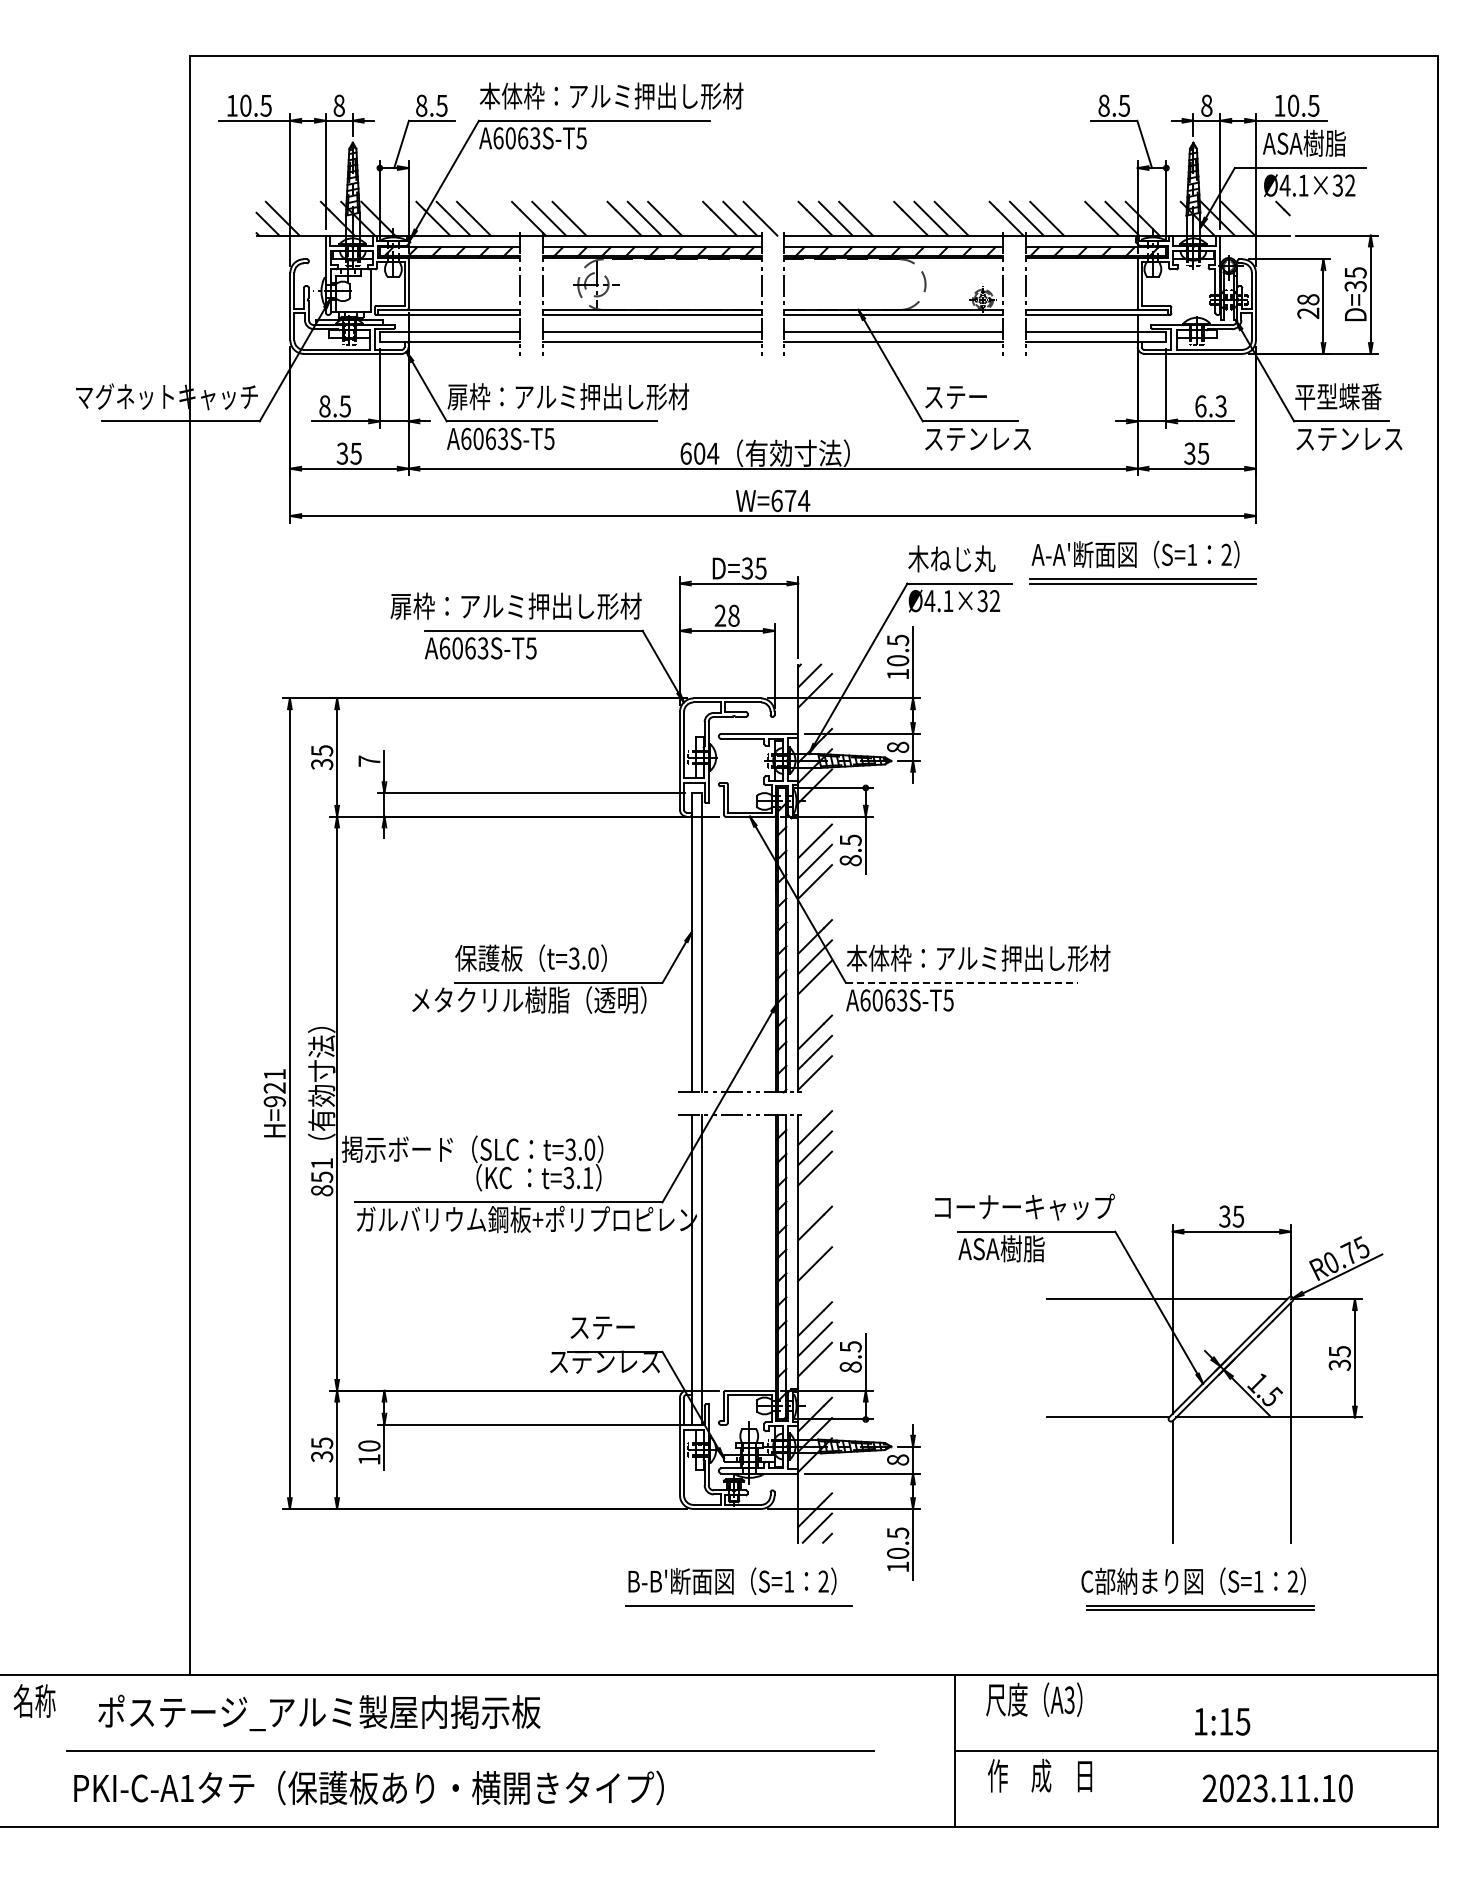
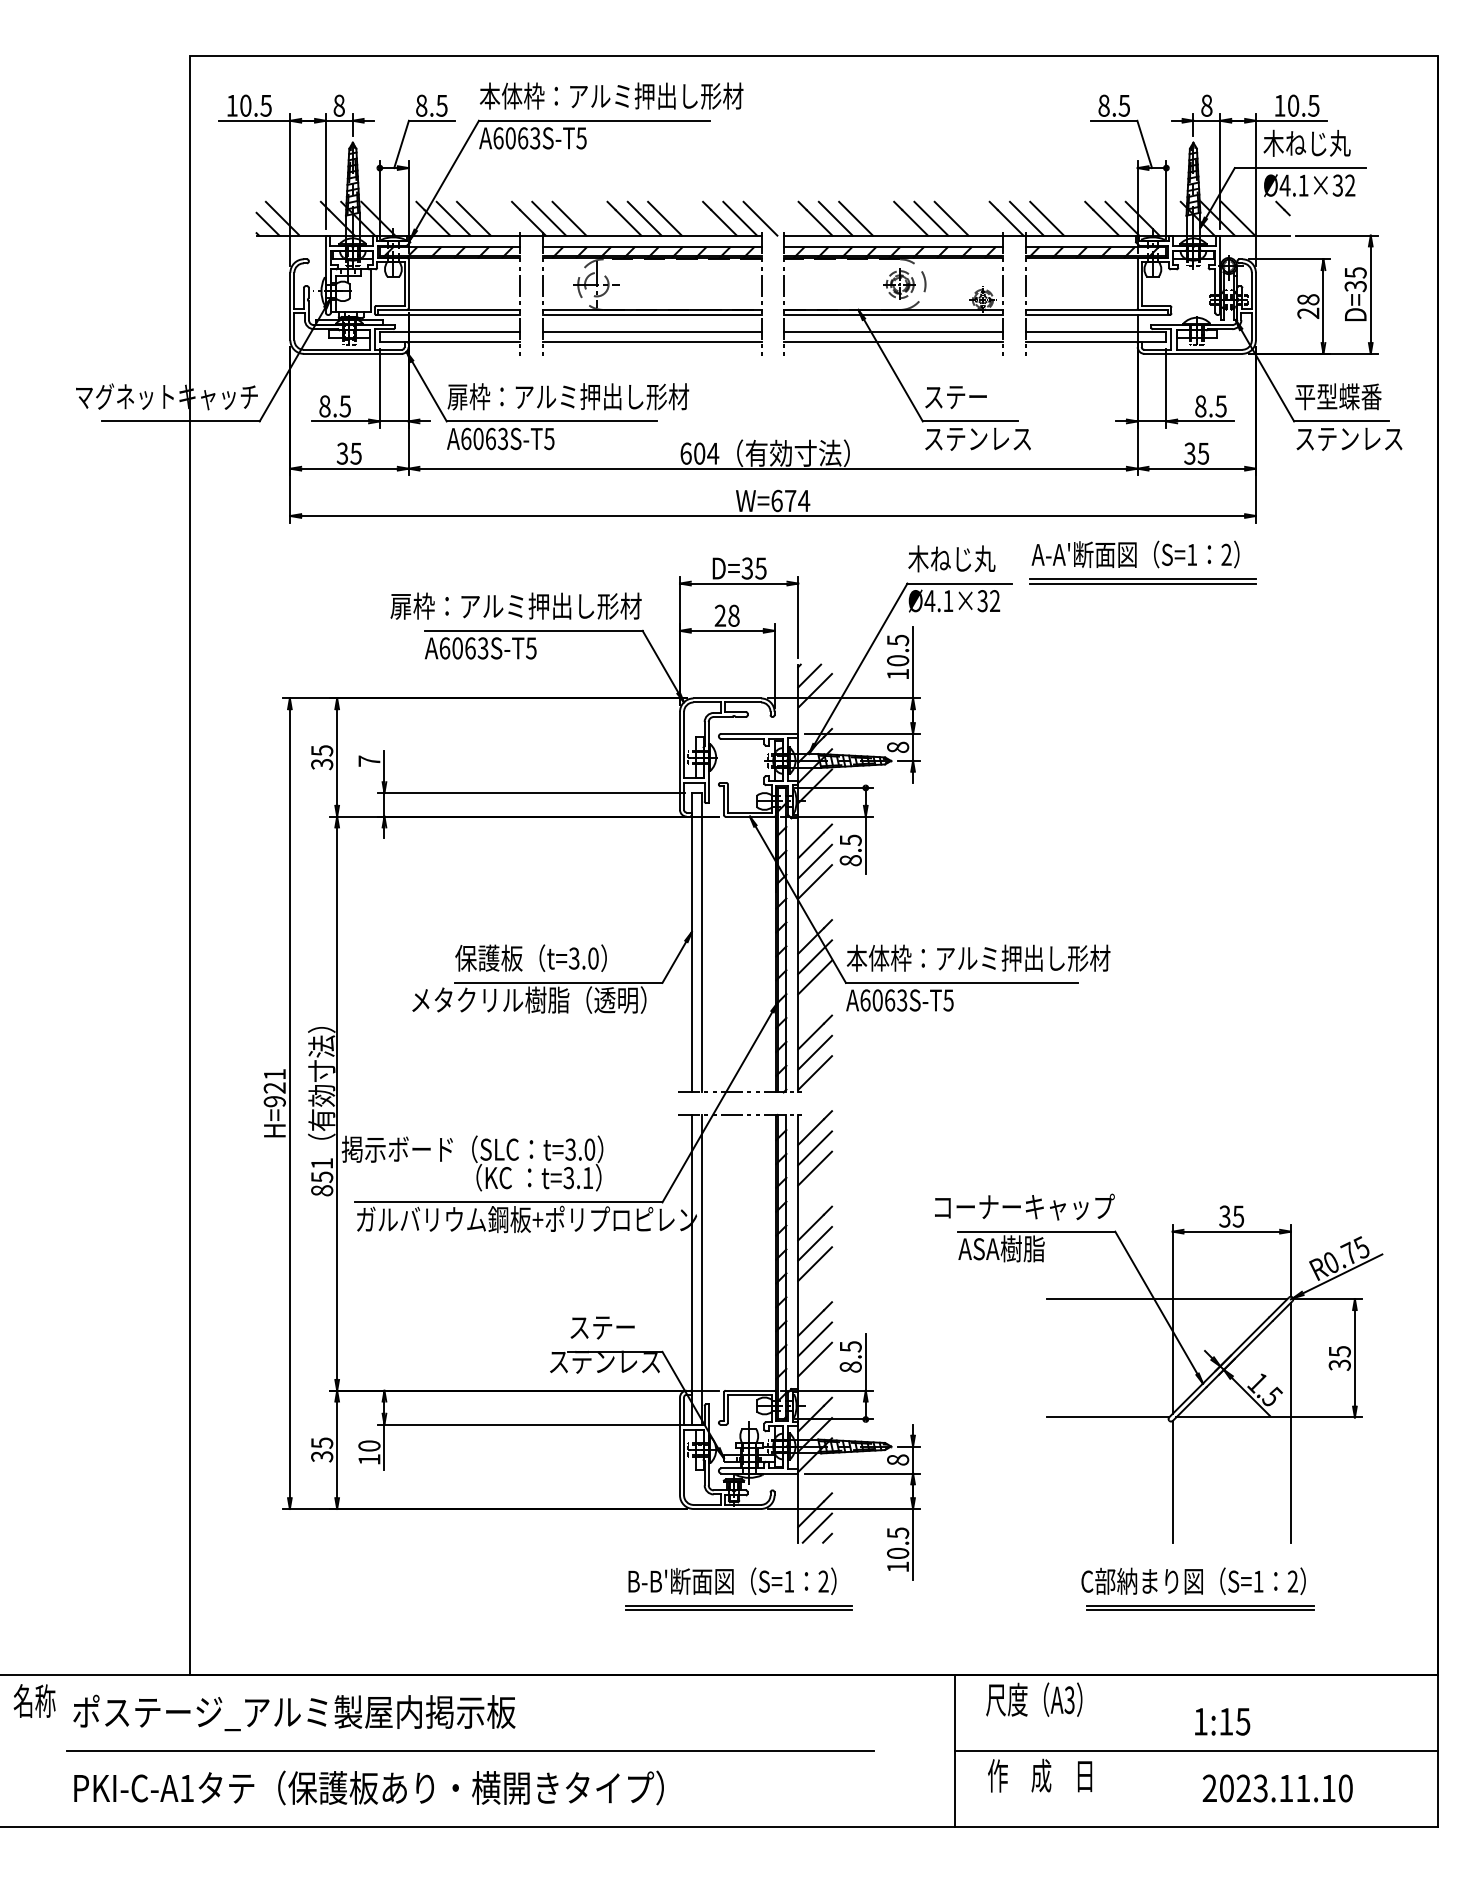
text: ASA樹脂 -> 木ねじ丸 (1306, 142)
part: none -> present (899, 283)
text: 6.3 -> 8.5 (1210, 406)
line: dashed -> solid (962, 982)
line: none -> present (815, 1243)
line: none -> present (738, 1610)
text position: (319, 1712) -> (294, 1712) (294, 1712)
